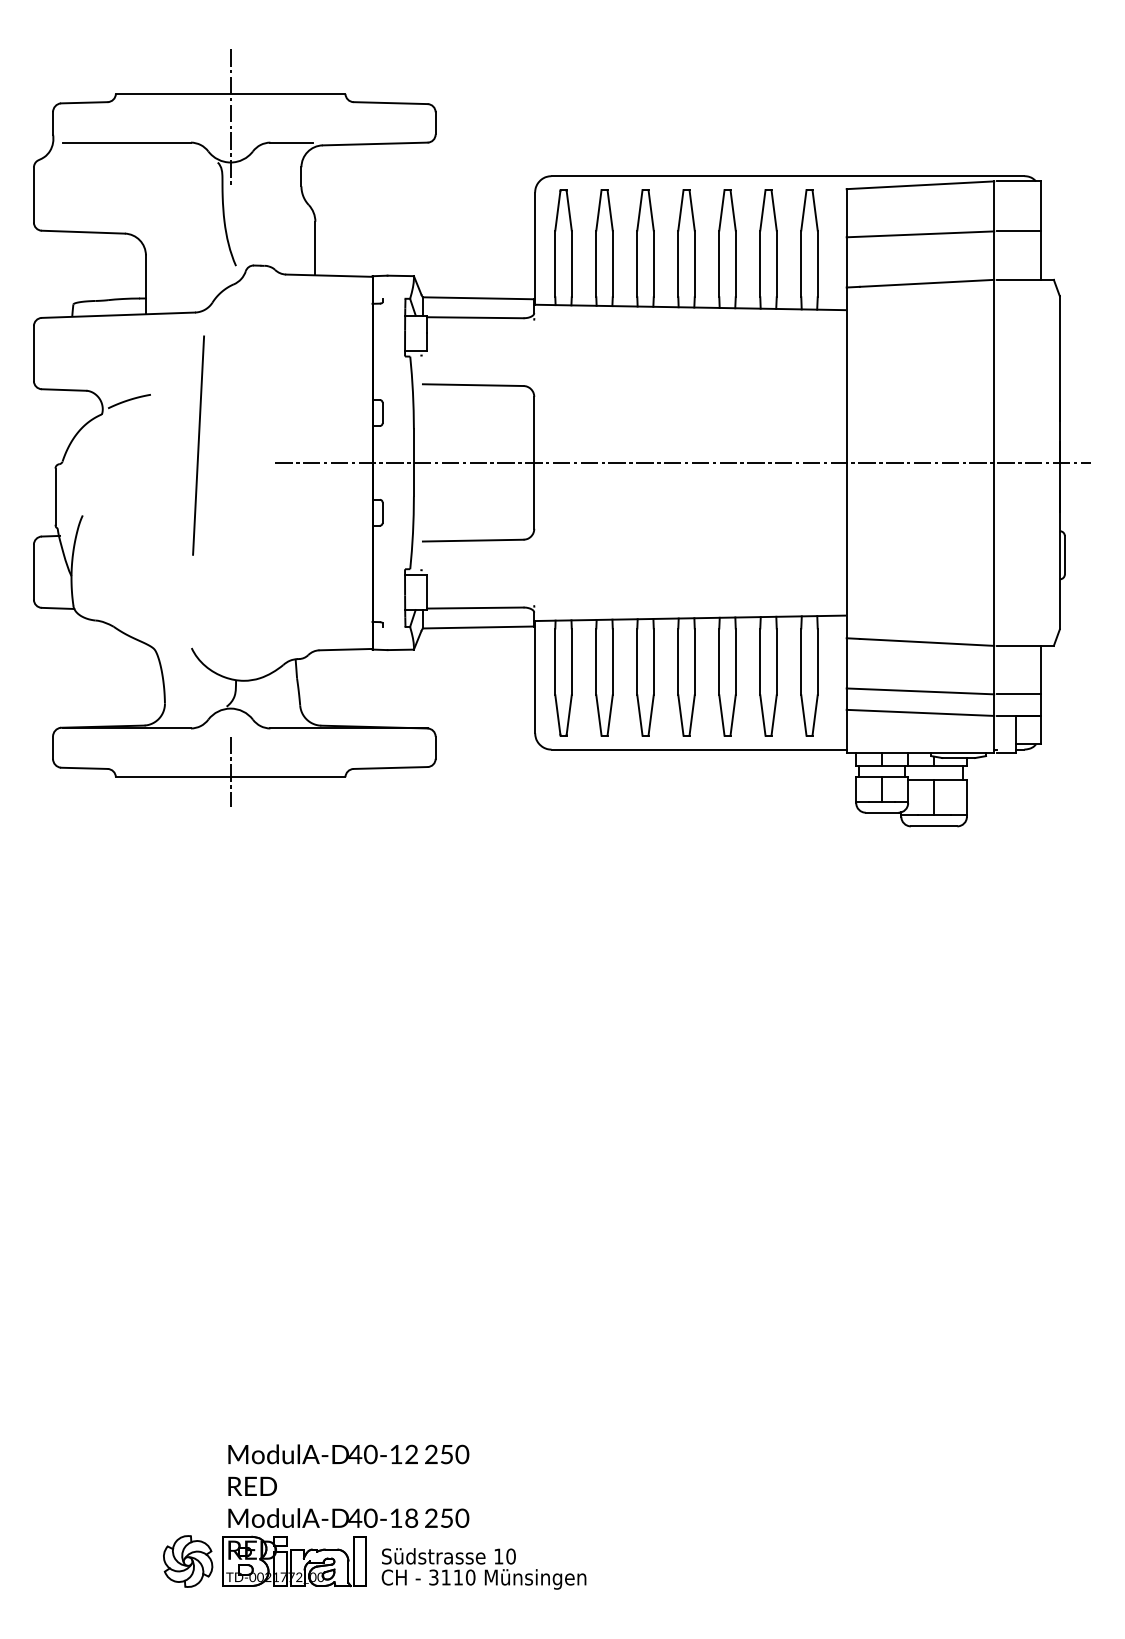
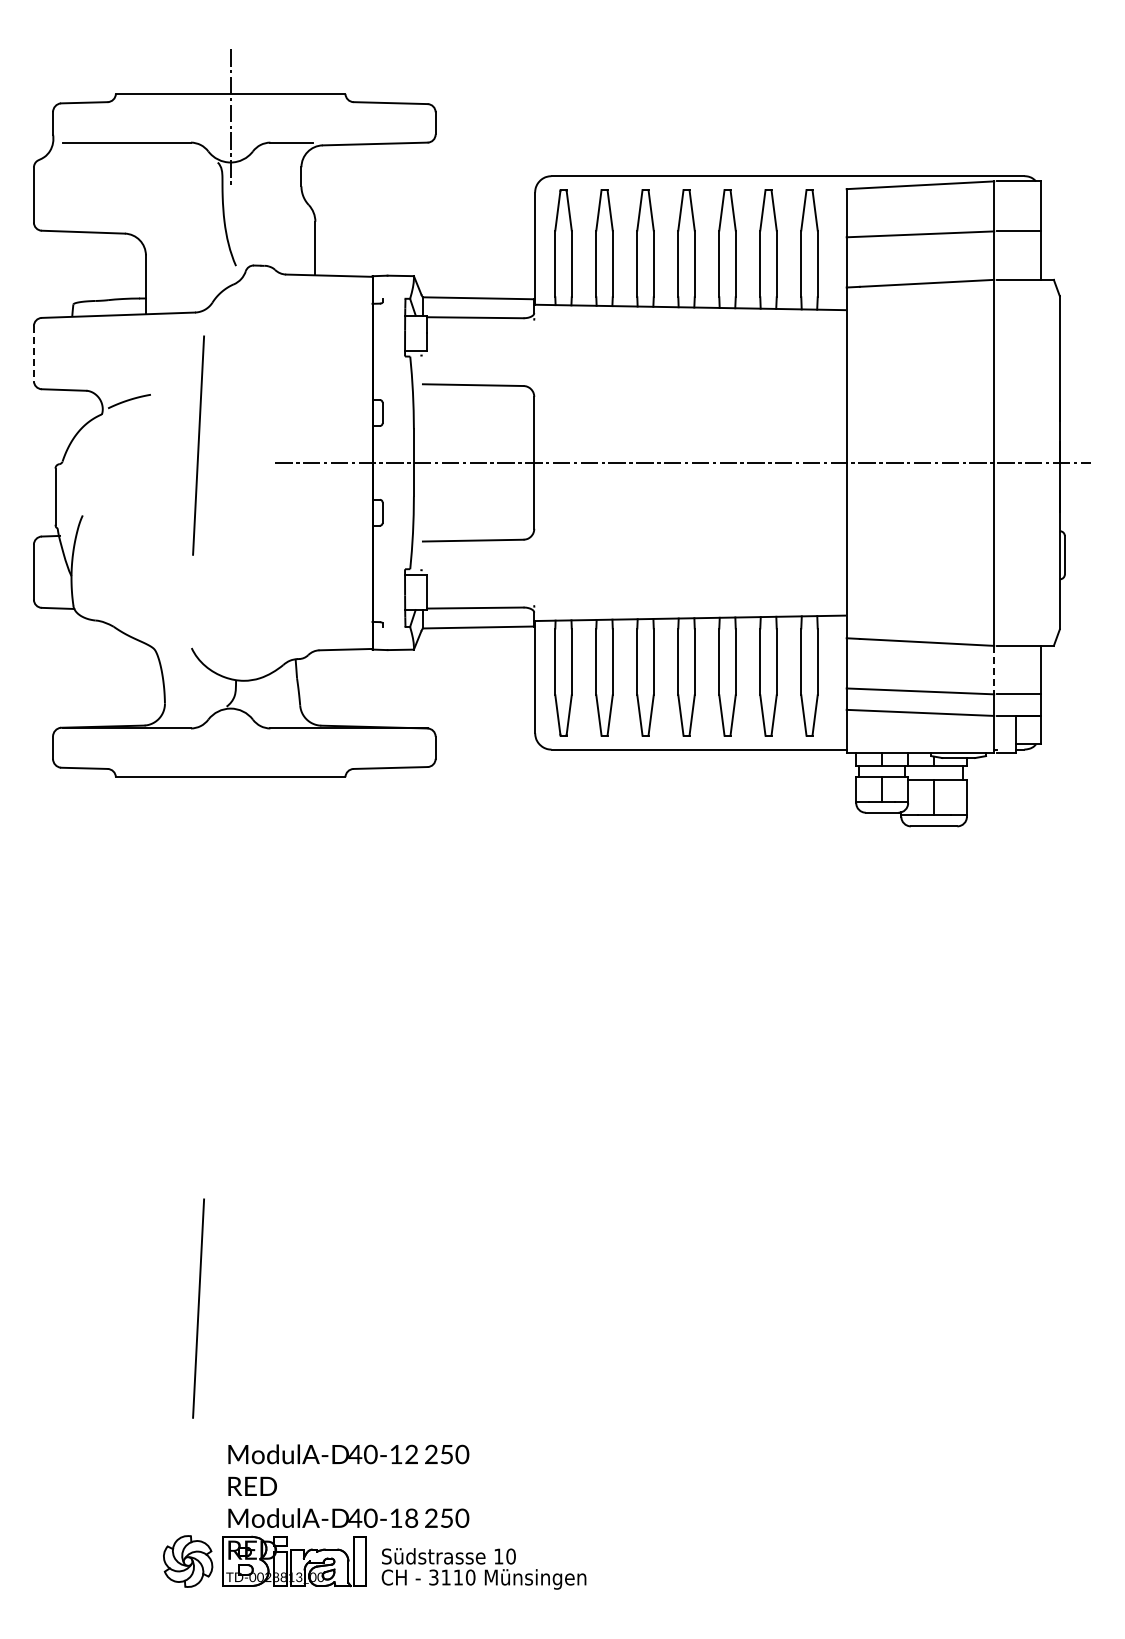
line: solid -> dashed (33, 354)
line: solid -> dashed (994, 670)
line: present -> none (230, 771)
line: none -> present (198, 1308)
text: TD-0021772_00 -> TD-0028813_00 (287, 1577)
